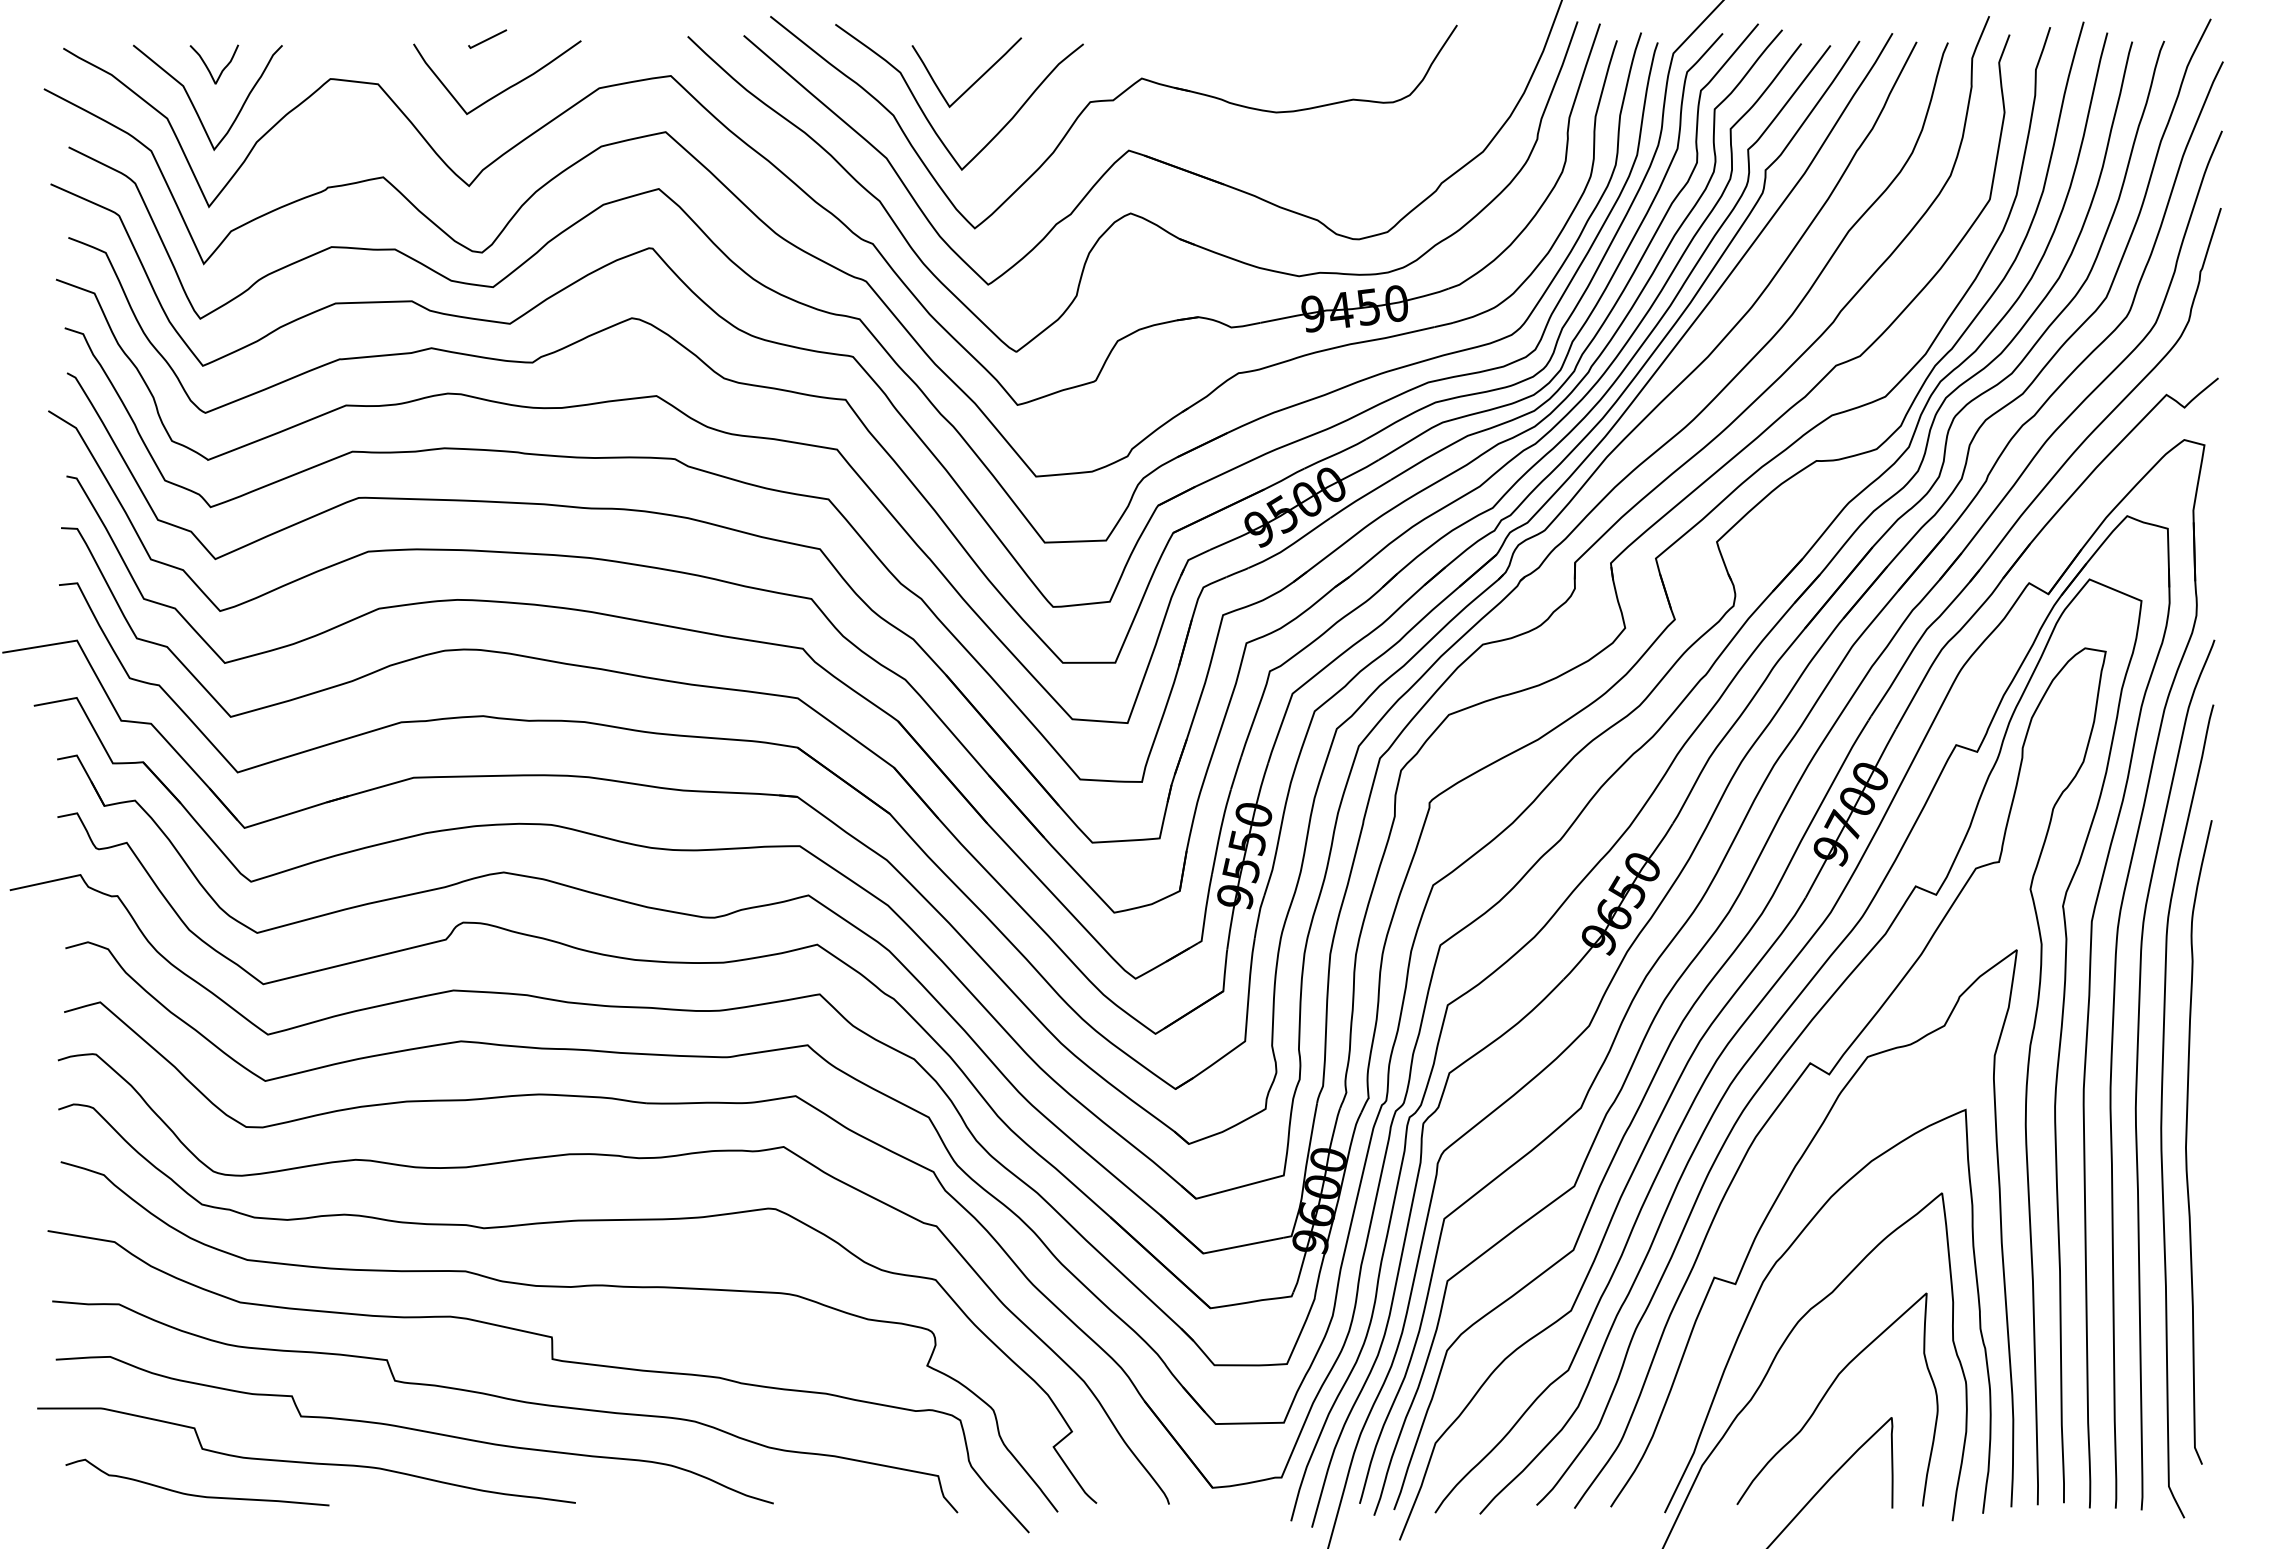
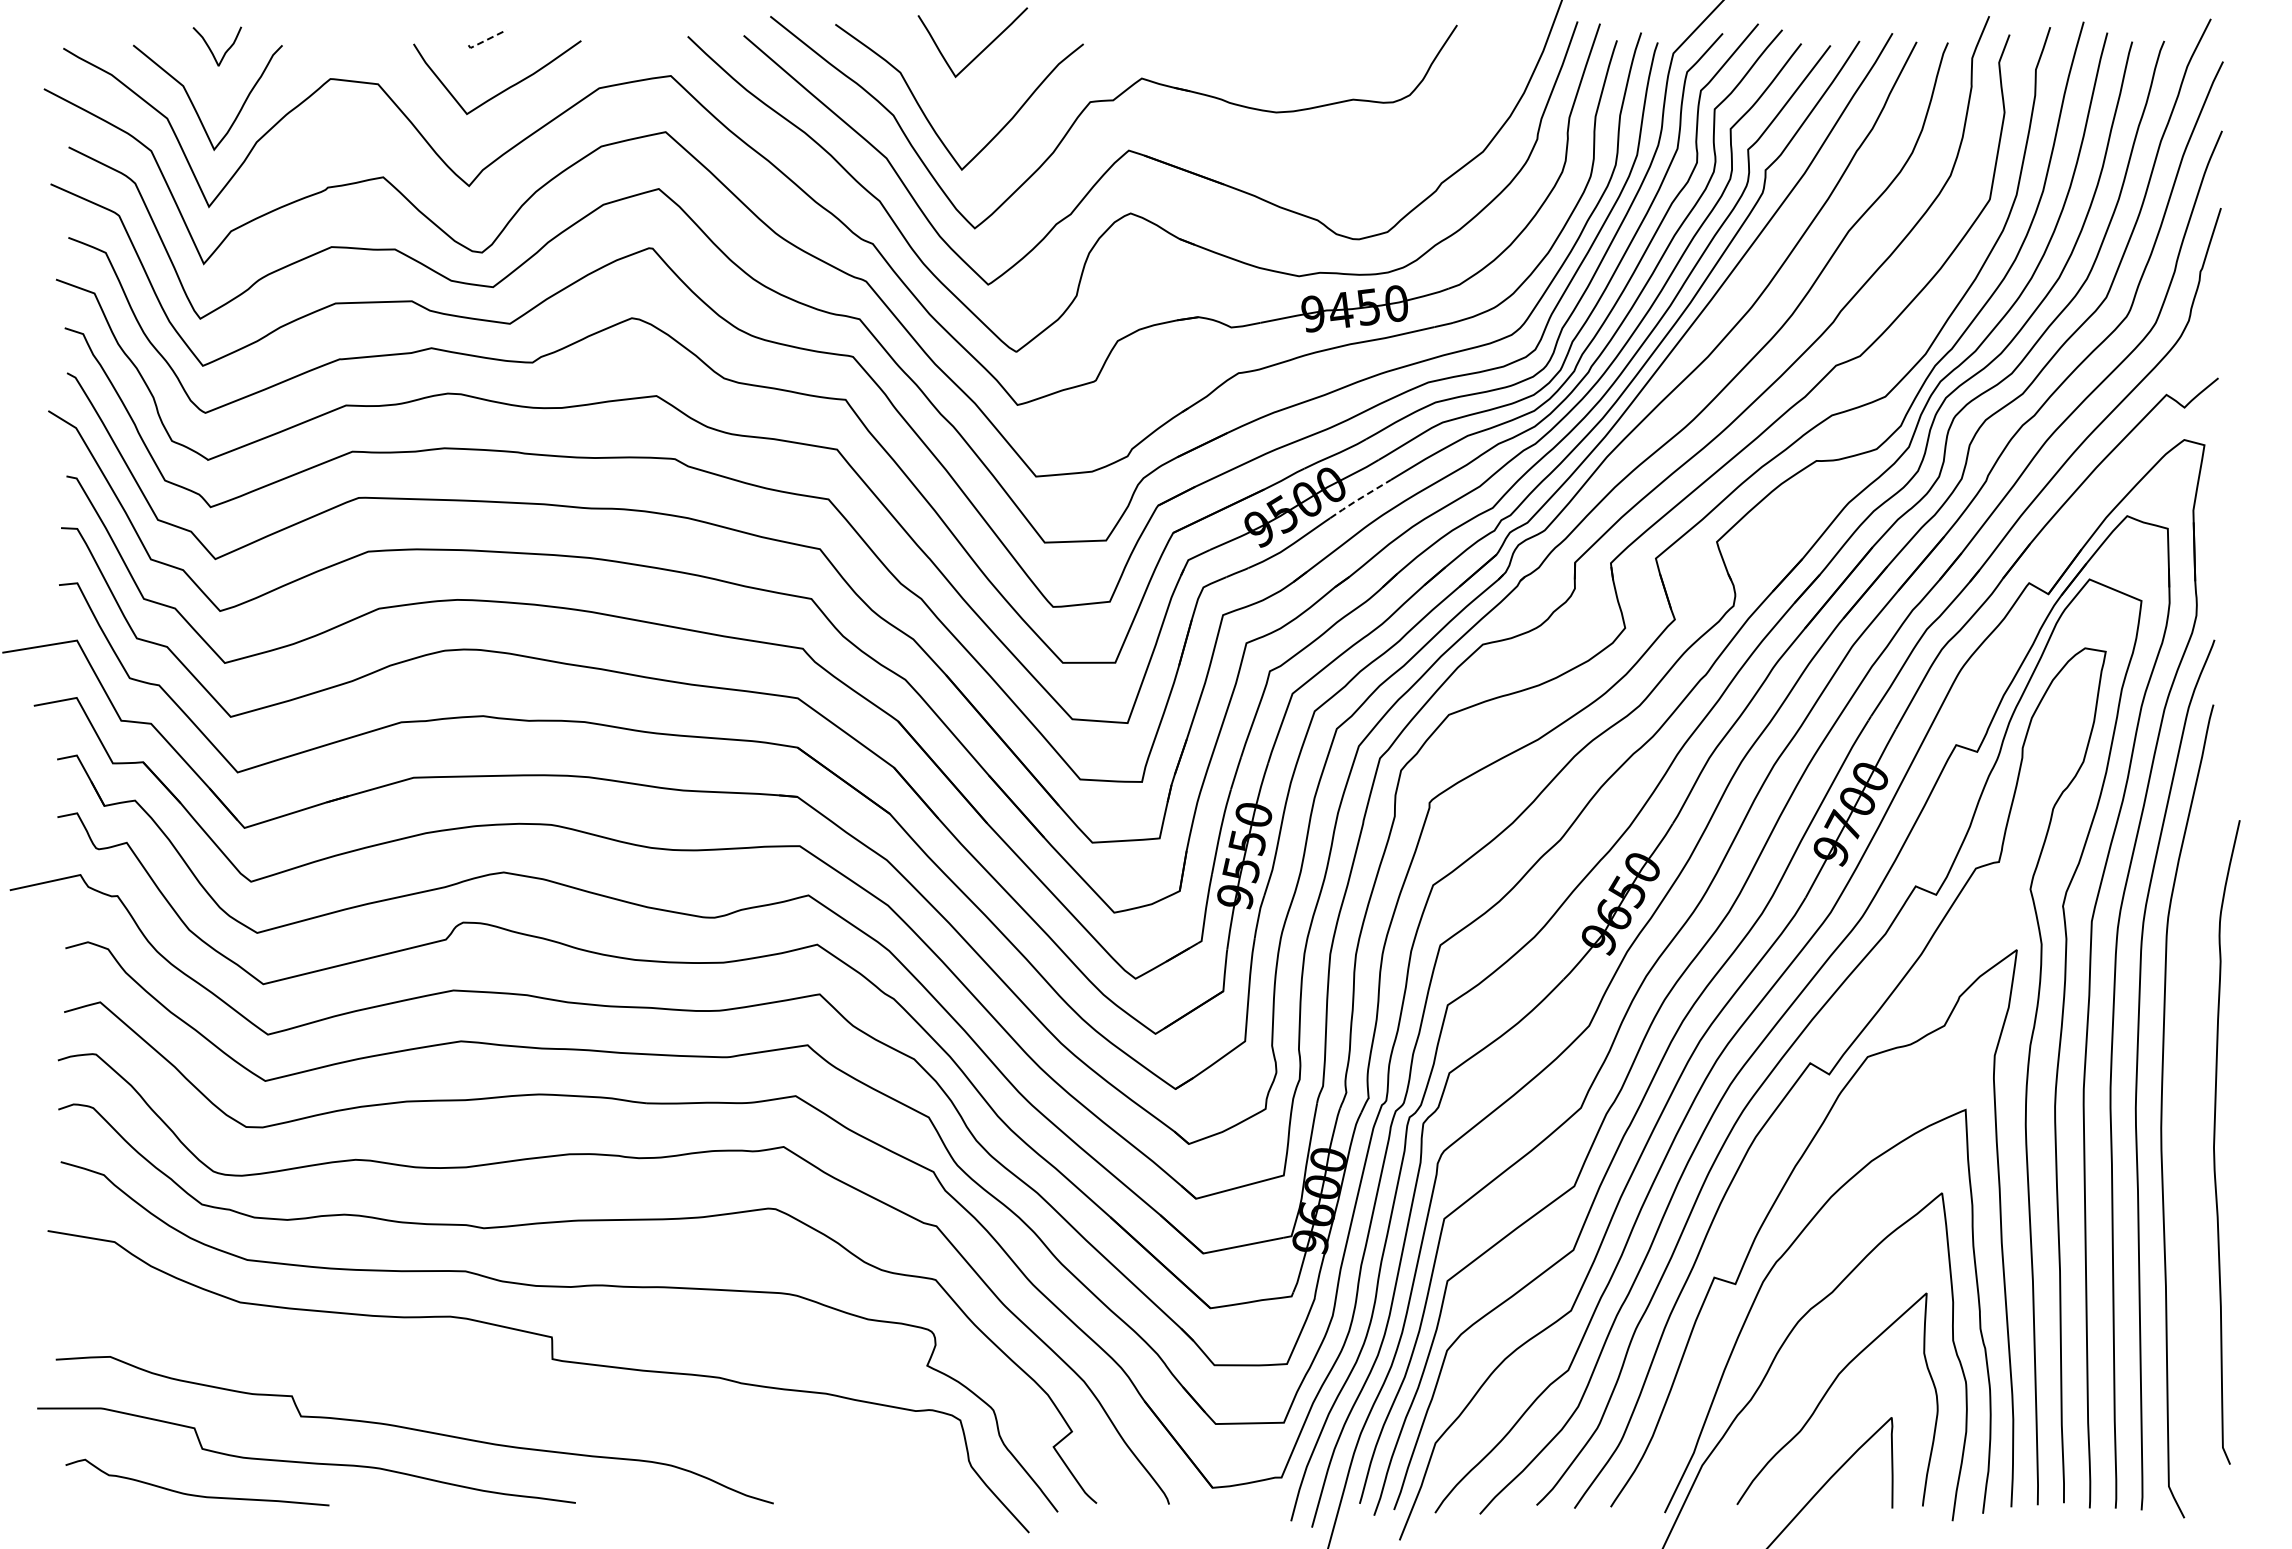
line: solid -> dashed (486, 40)
curve position: (208, 67) -> (211, 49) (211, 49)
curve position: (974, 81) -> (980, 51) (980, 51)
line: solid -> dashed (1359, 499)
curve position: (2187, 1141) -> (2215, 1141) (2215, 1141)
curve: present -> none (505, 1399)
